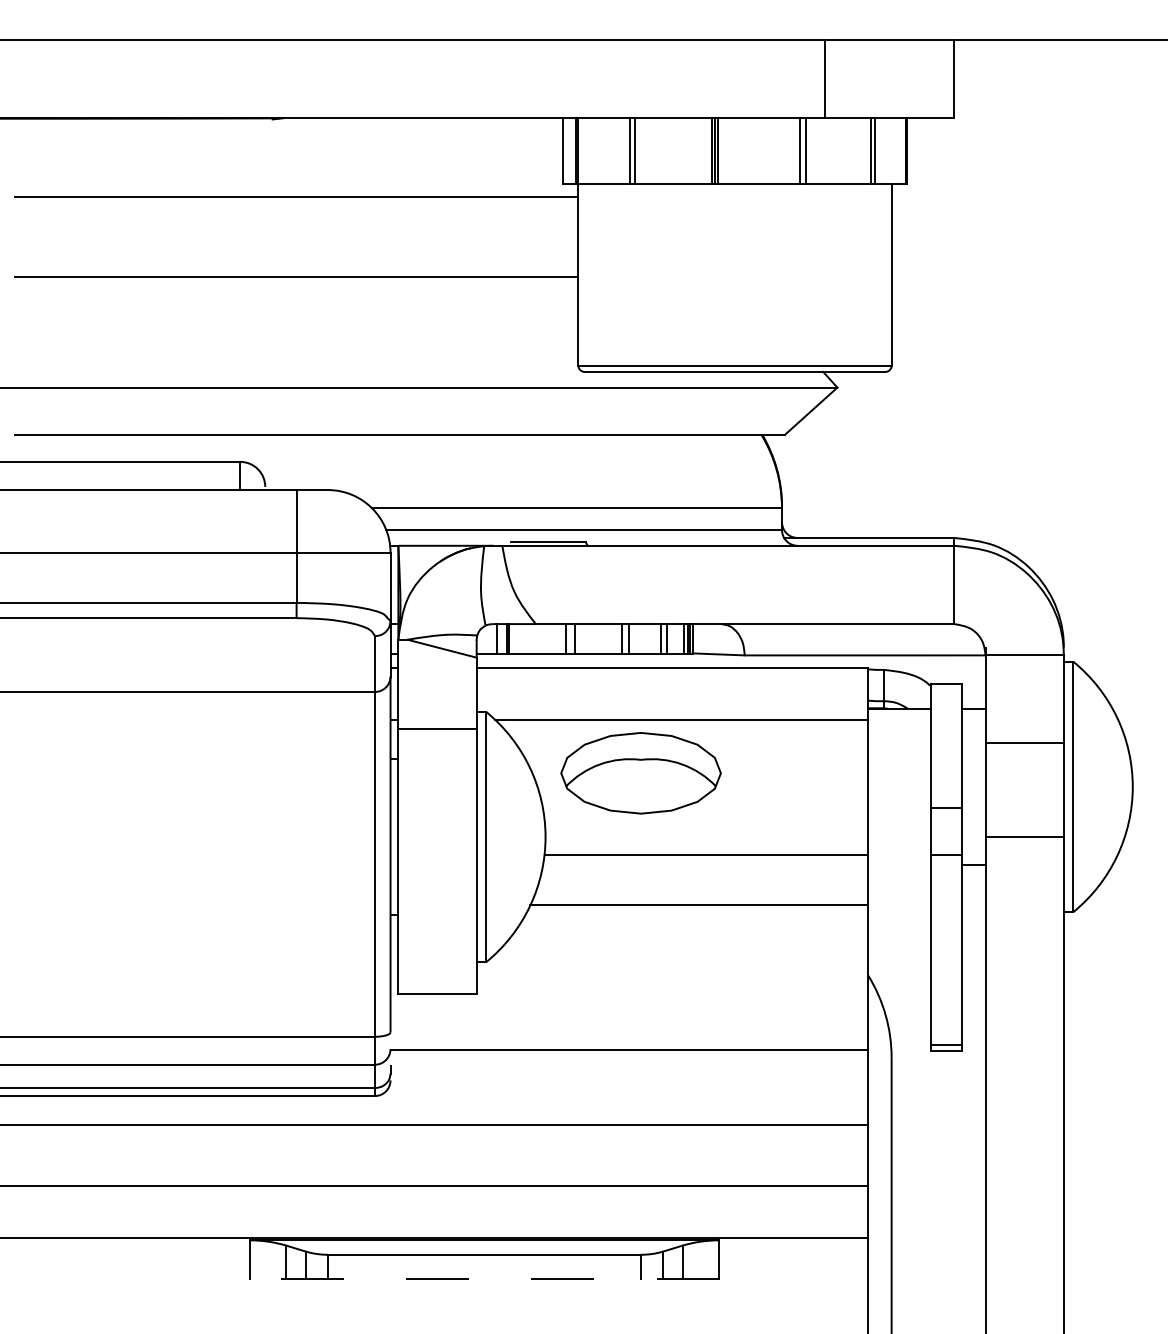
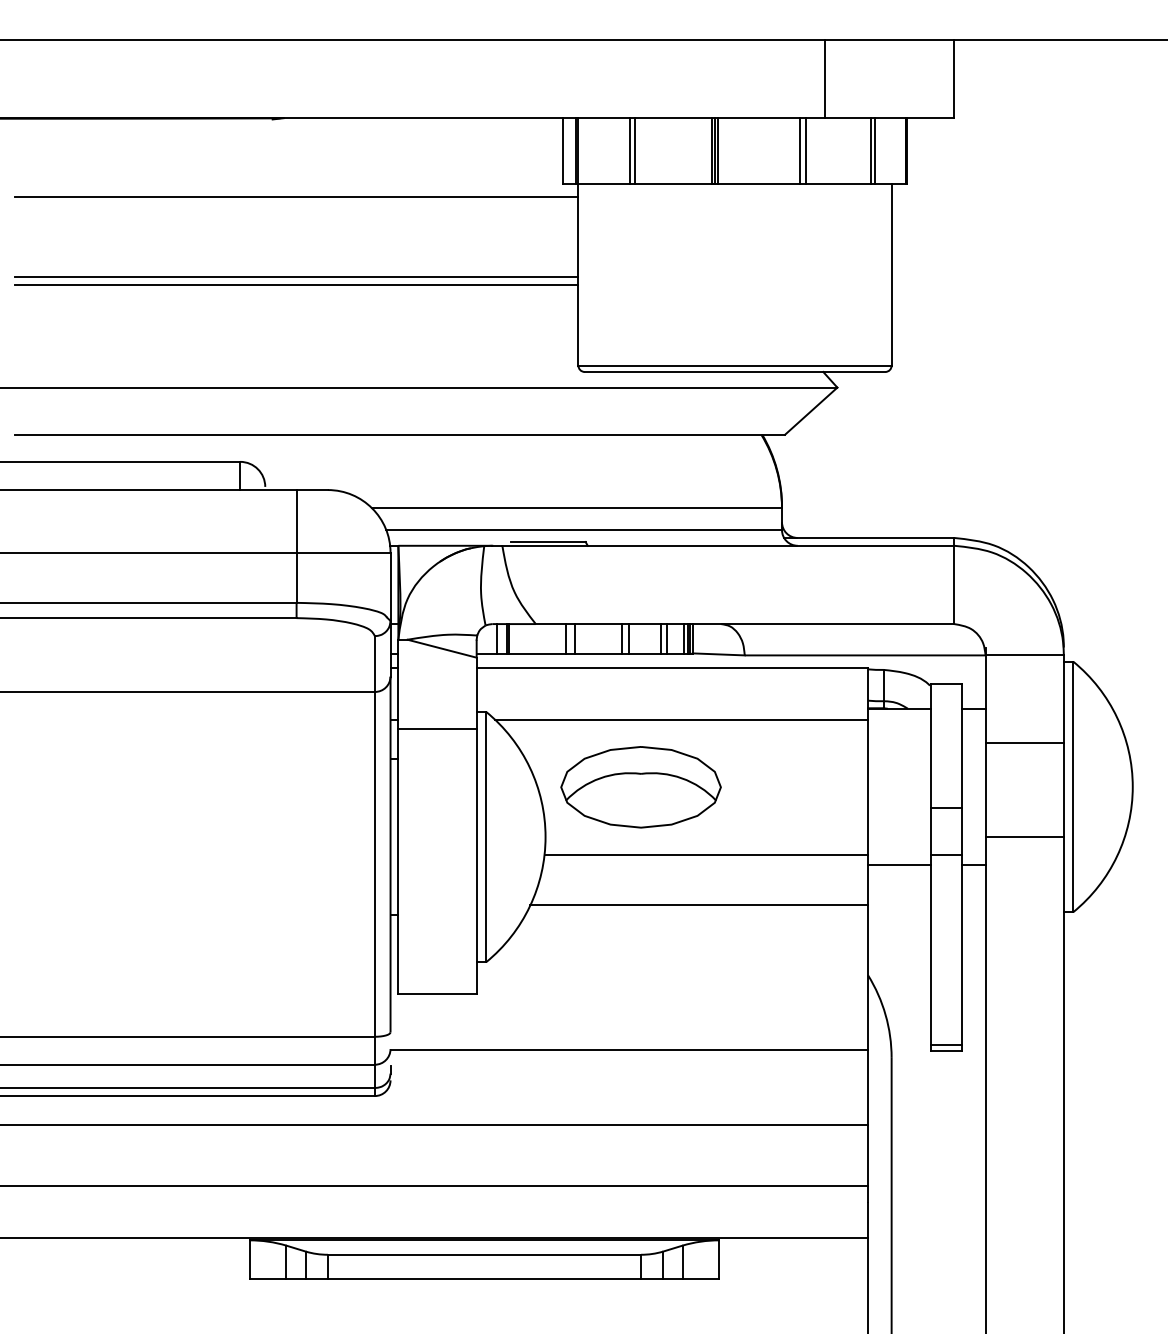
line: none -> present (296, 285)
part position: (640, 773) -> (640, 787) (640, 787)
line: none -> present (899, 865)
line: dashed -> solid (484, 1278)
